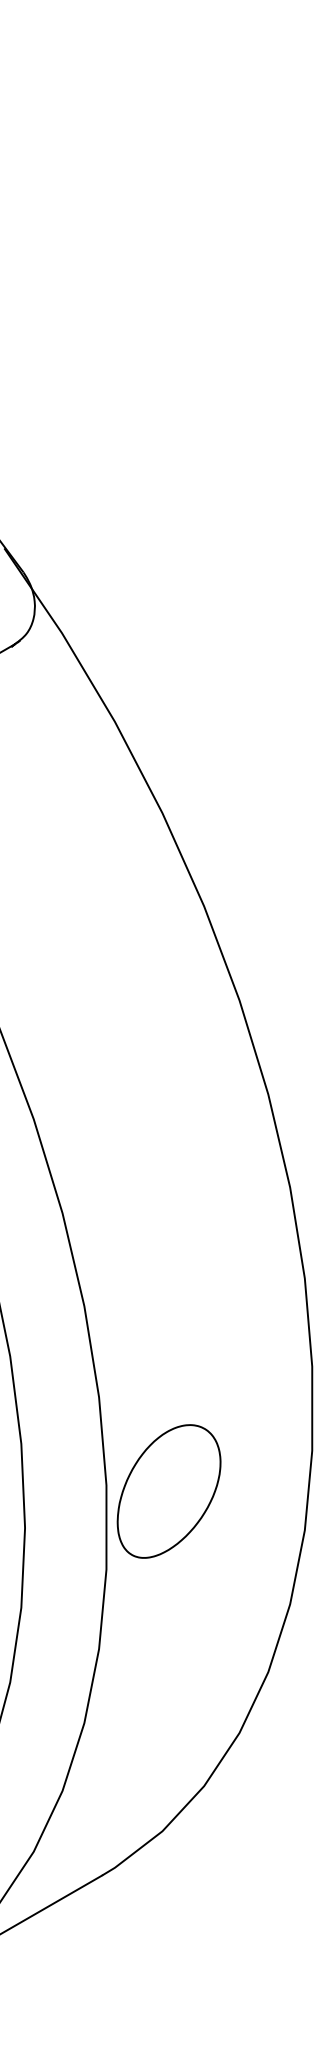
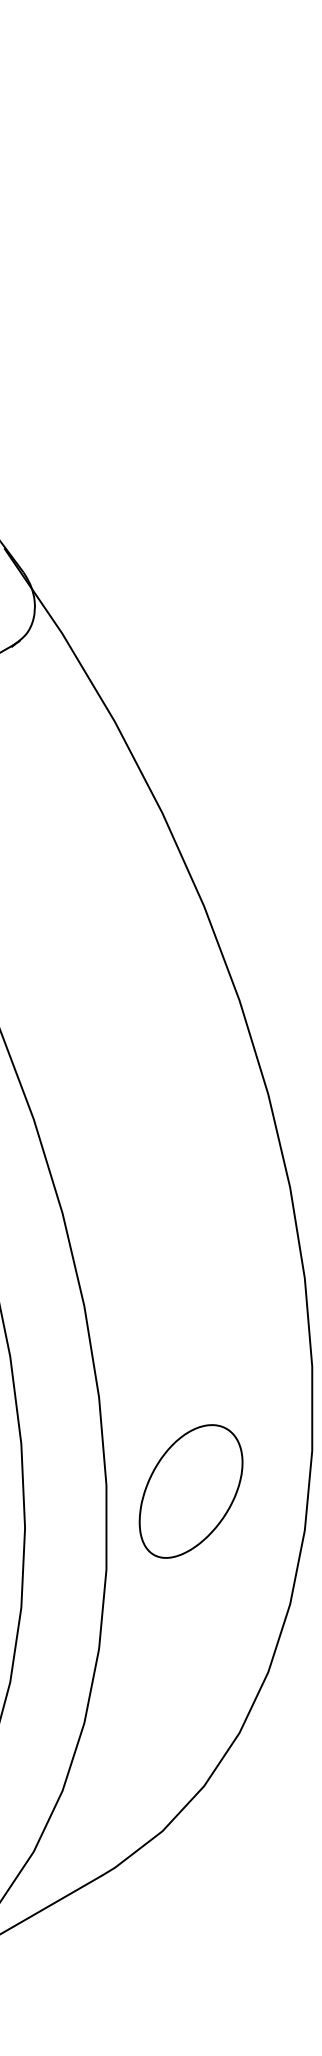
part position: (168, 1491) -> (190, 1491) (190, 1491)
